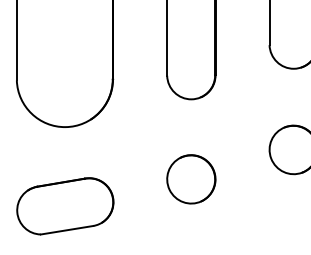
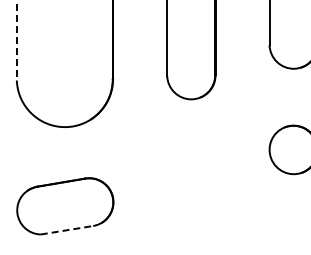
line: solid -> dashed (16, 40)
part: present -> none (191, 179)
line: solid -> dashed (67, 230)
